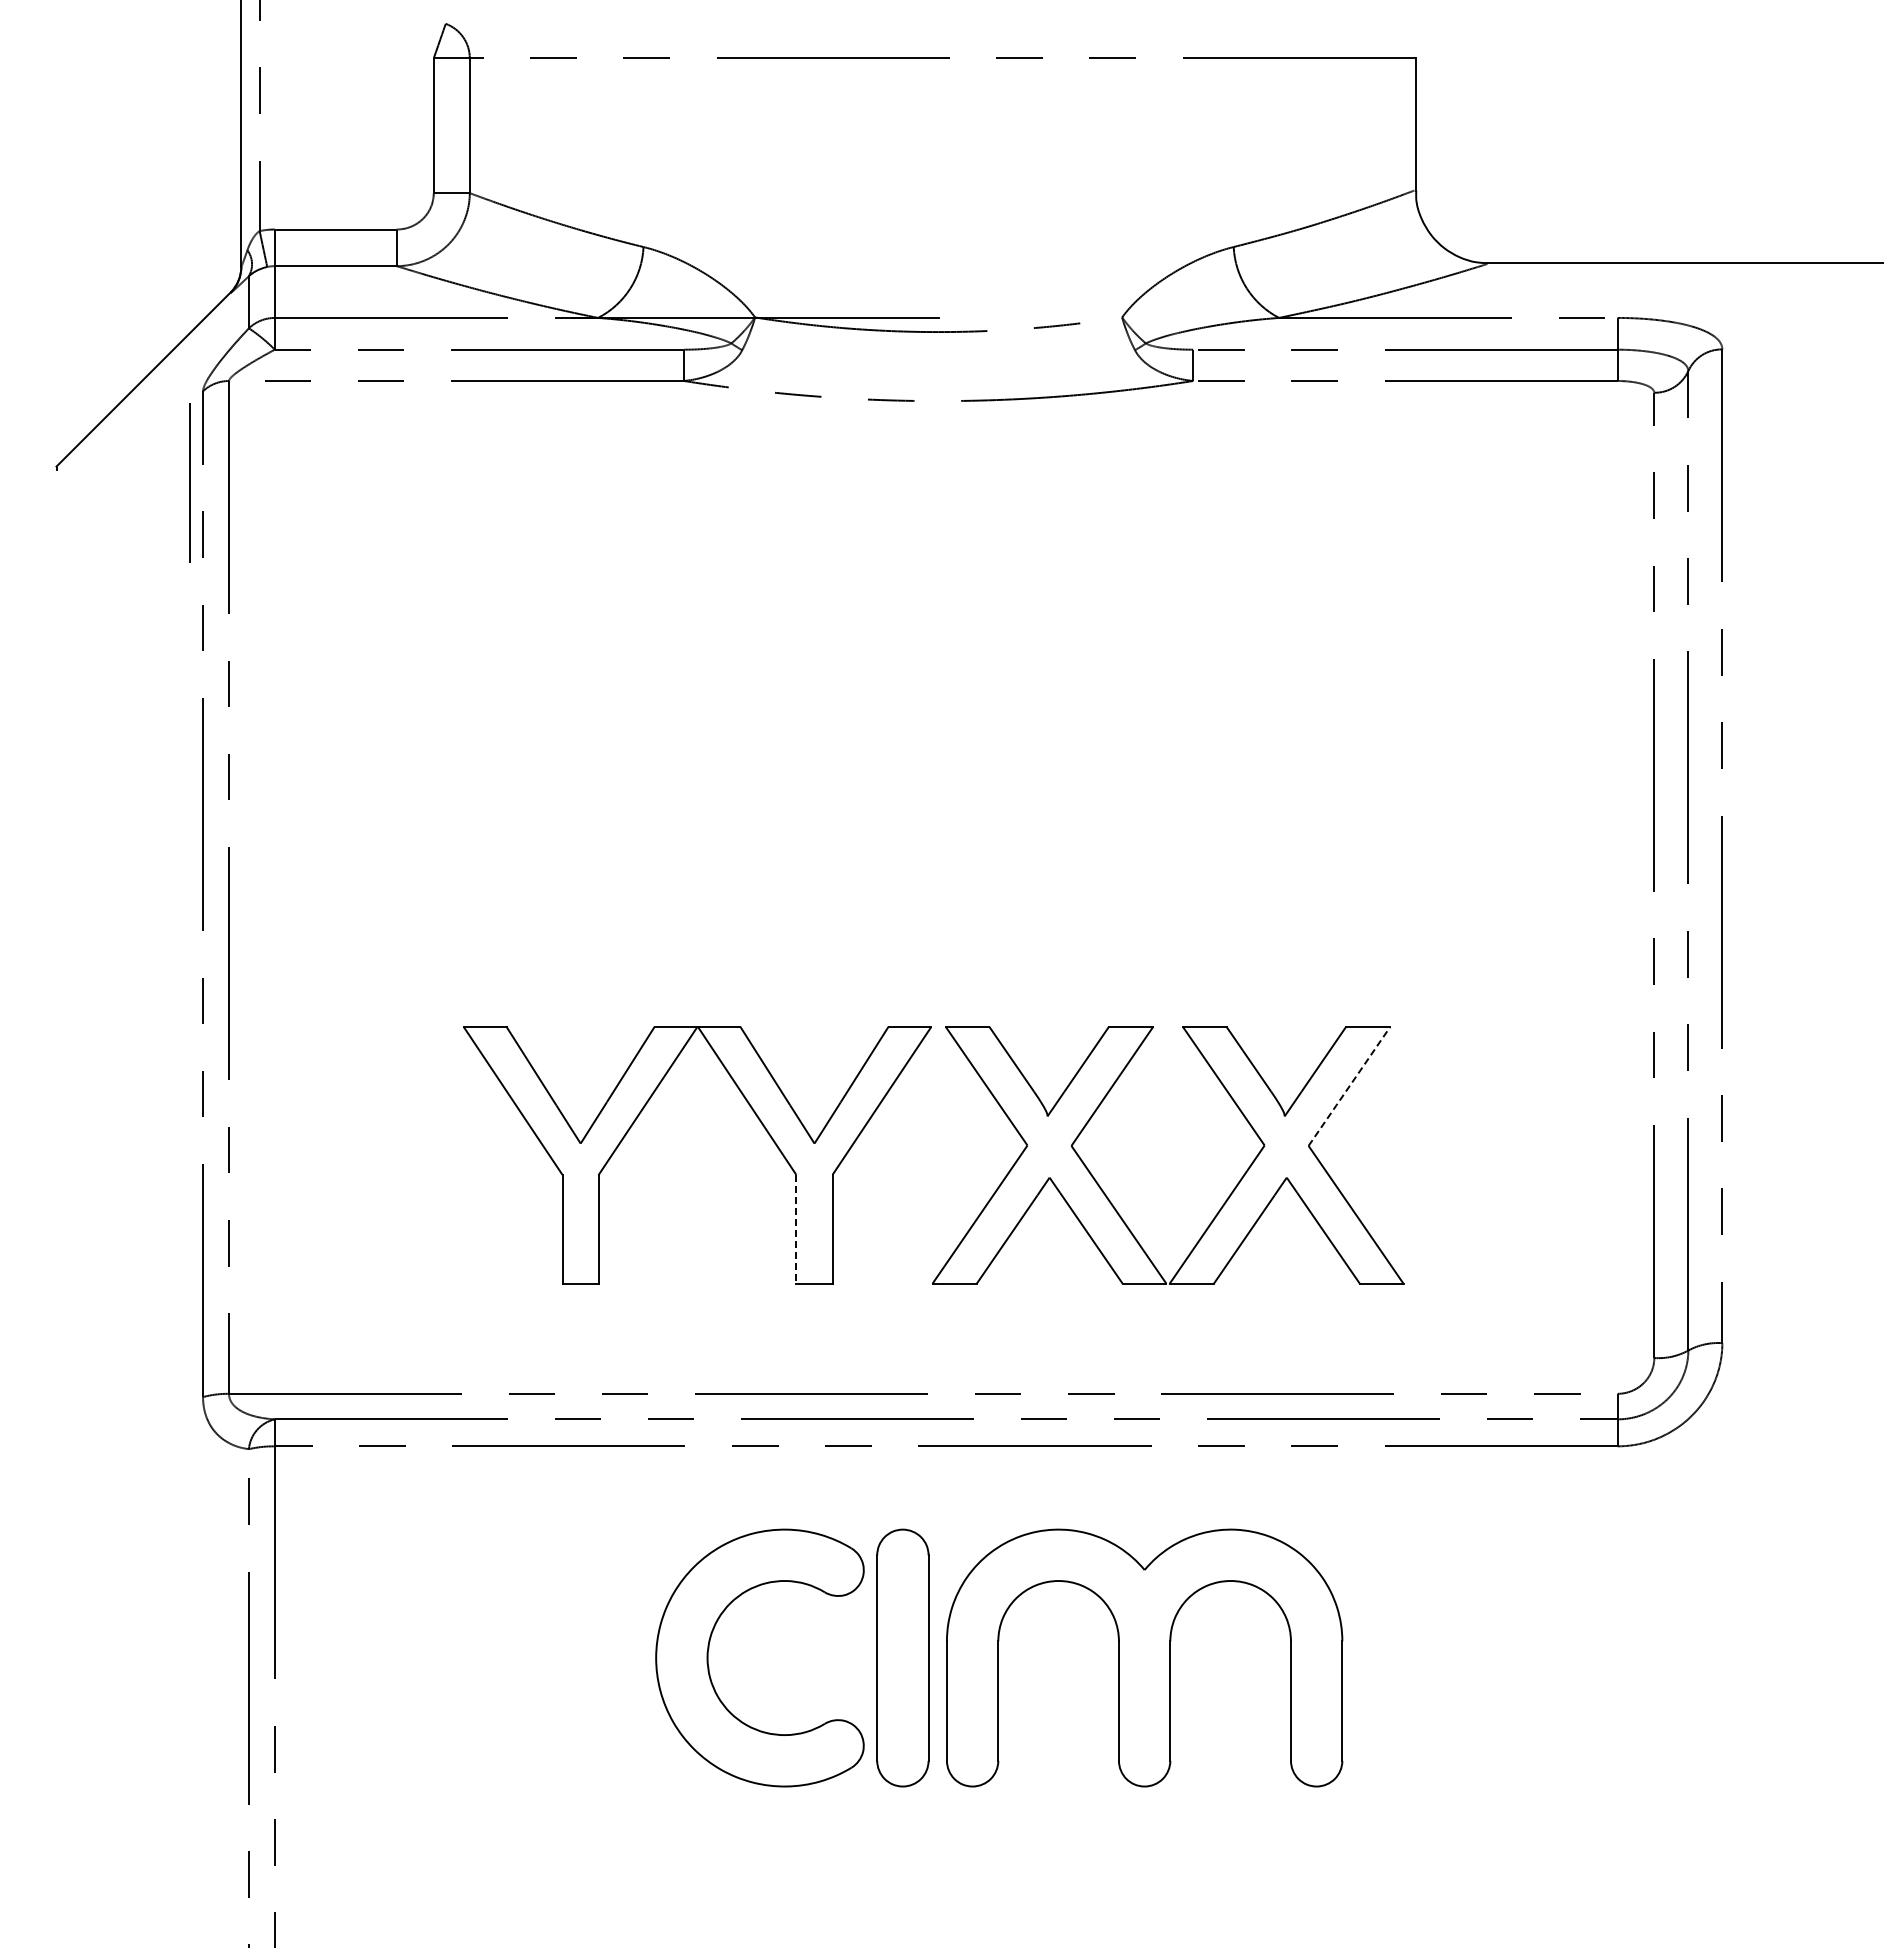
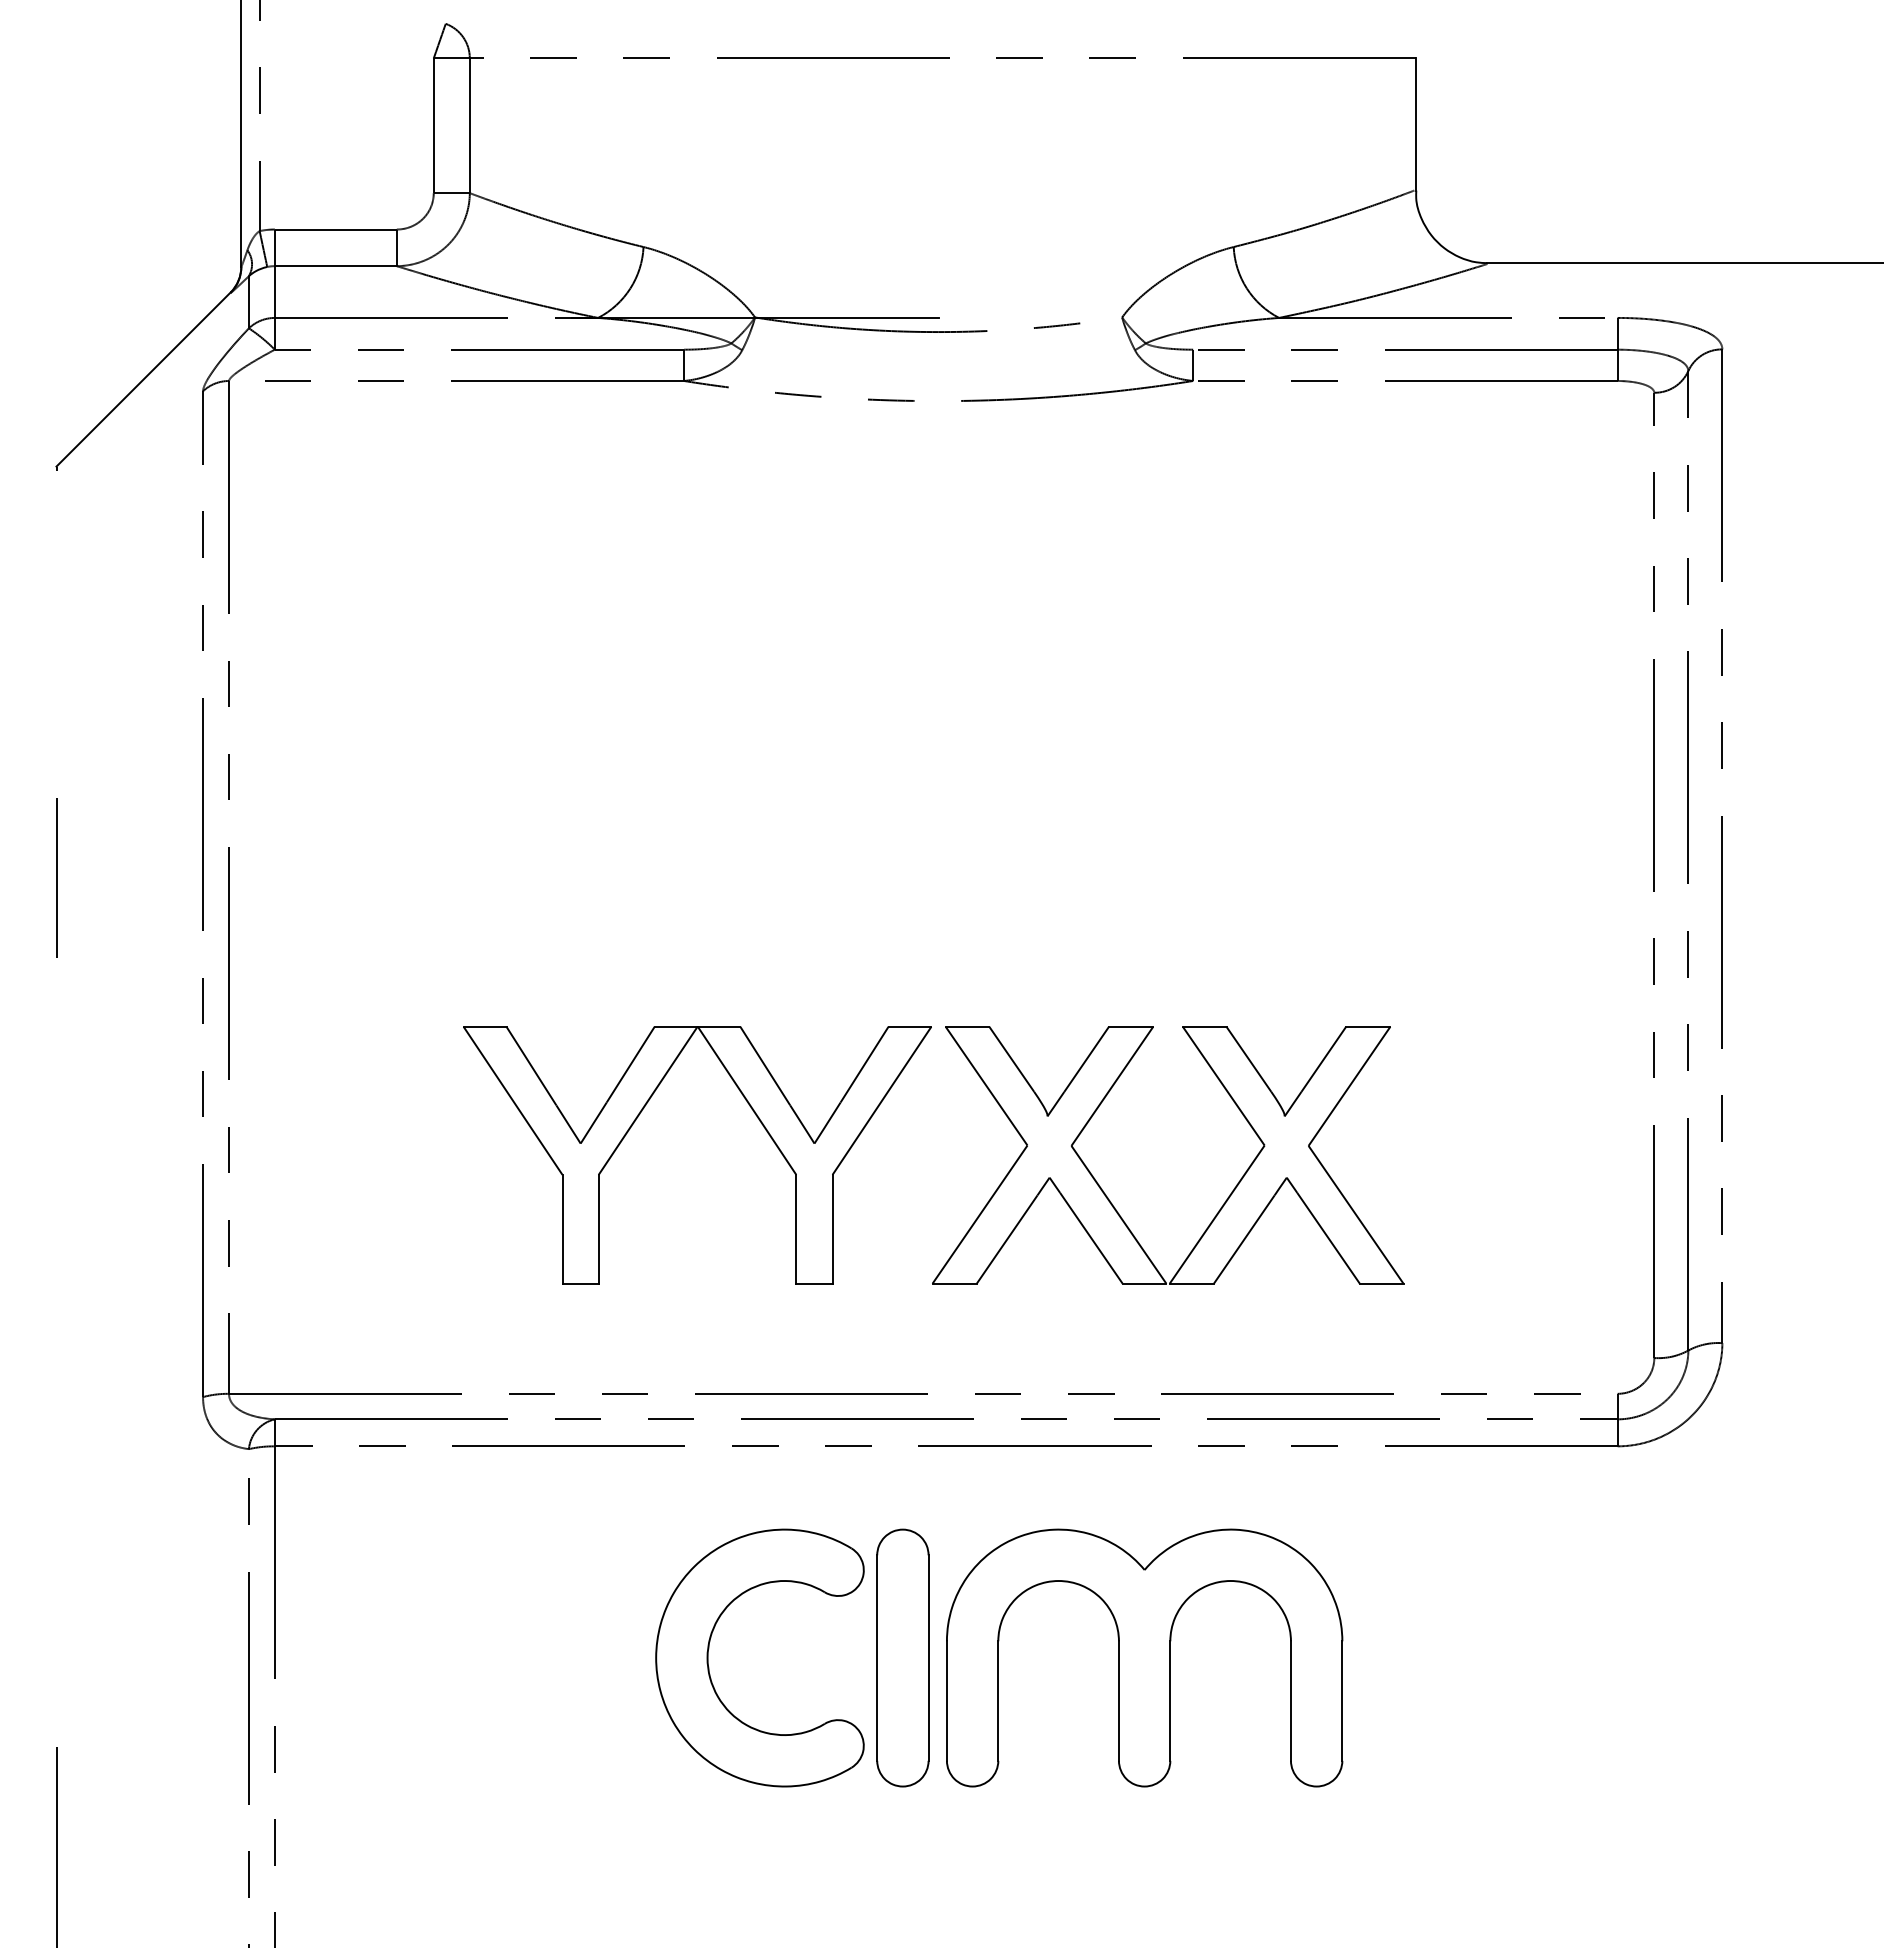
line position: (189, 482) -> (56, 877) (56, 877)
line: dashed -> solid (1349, 1086)
line: dashed -> solid (796, 1229)
line: none -> present (56, 1845)
